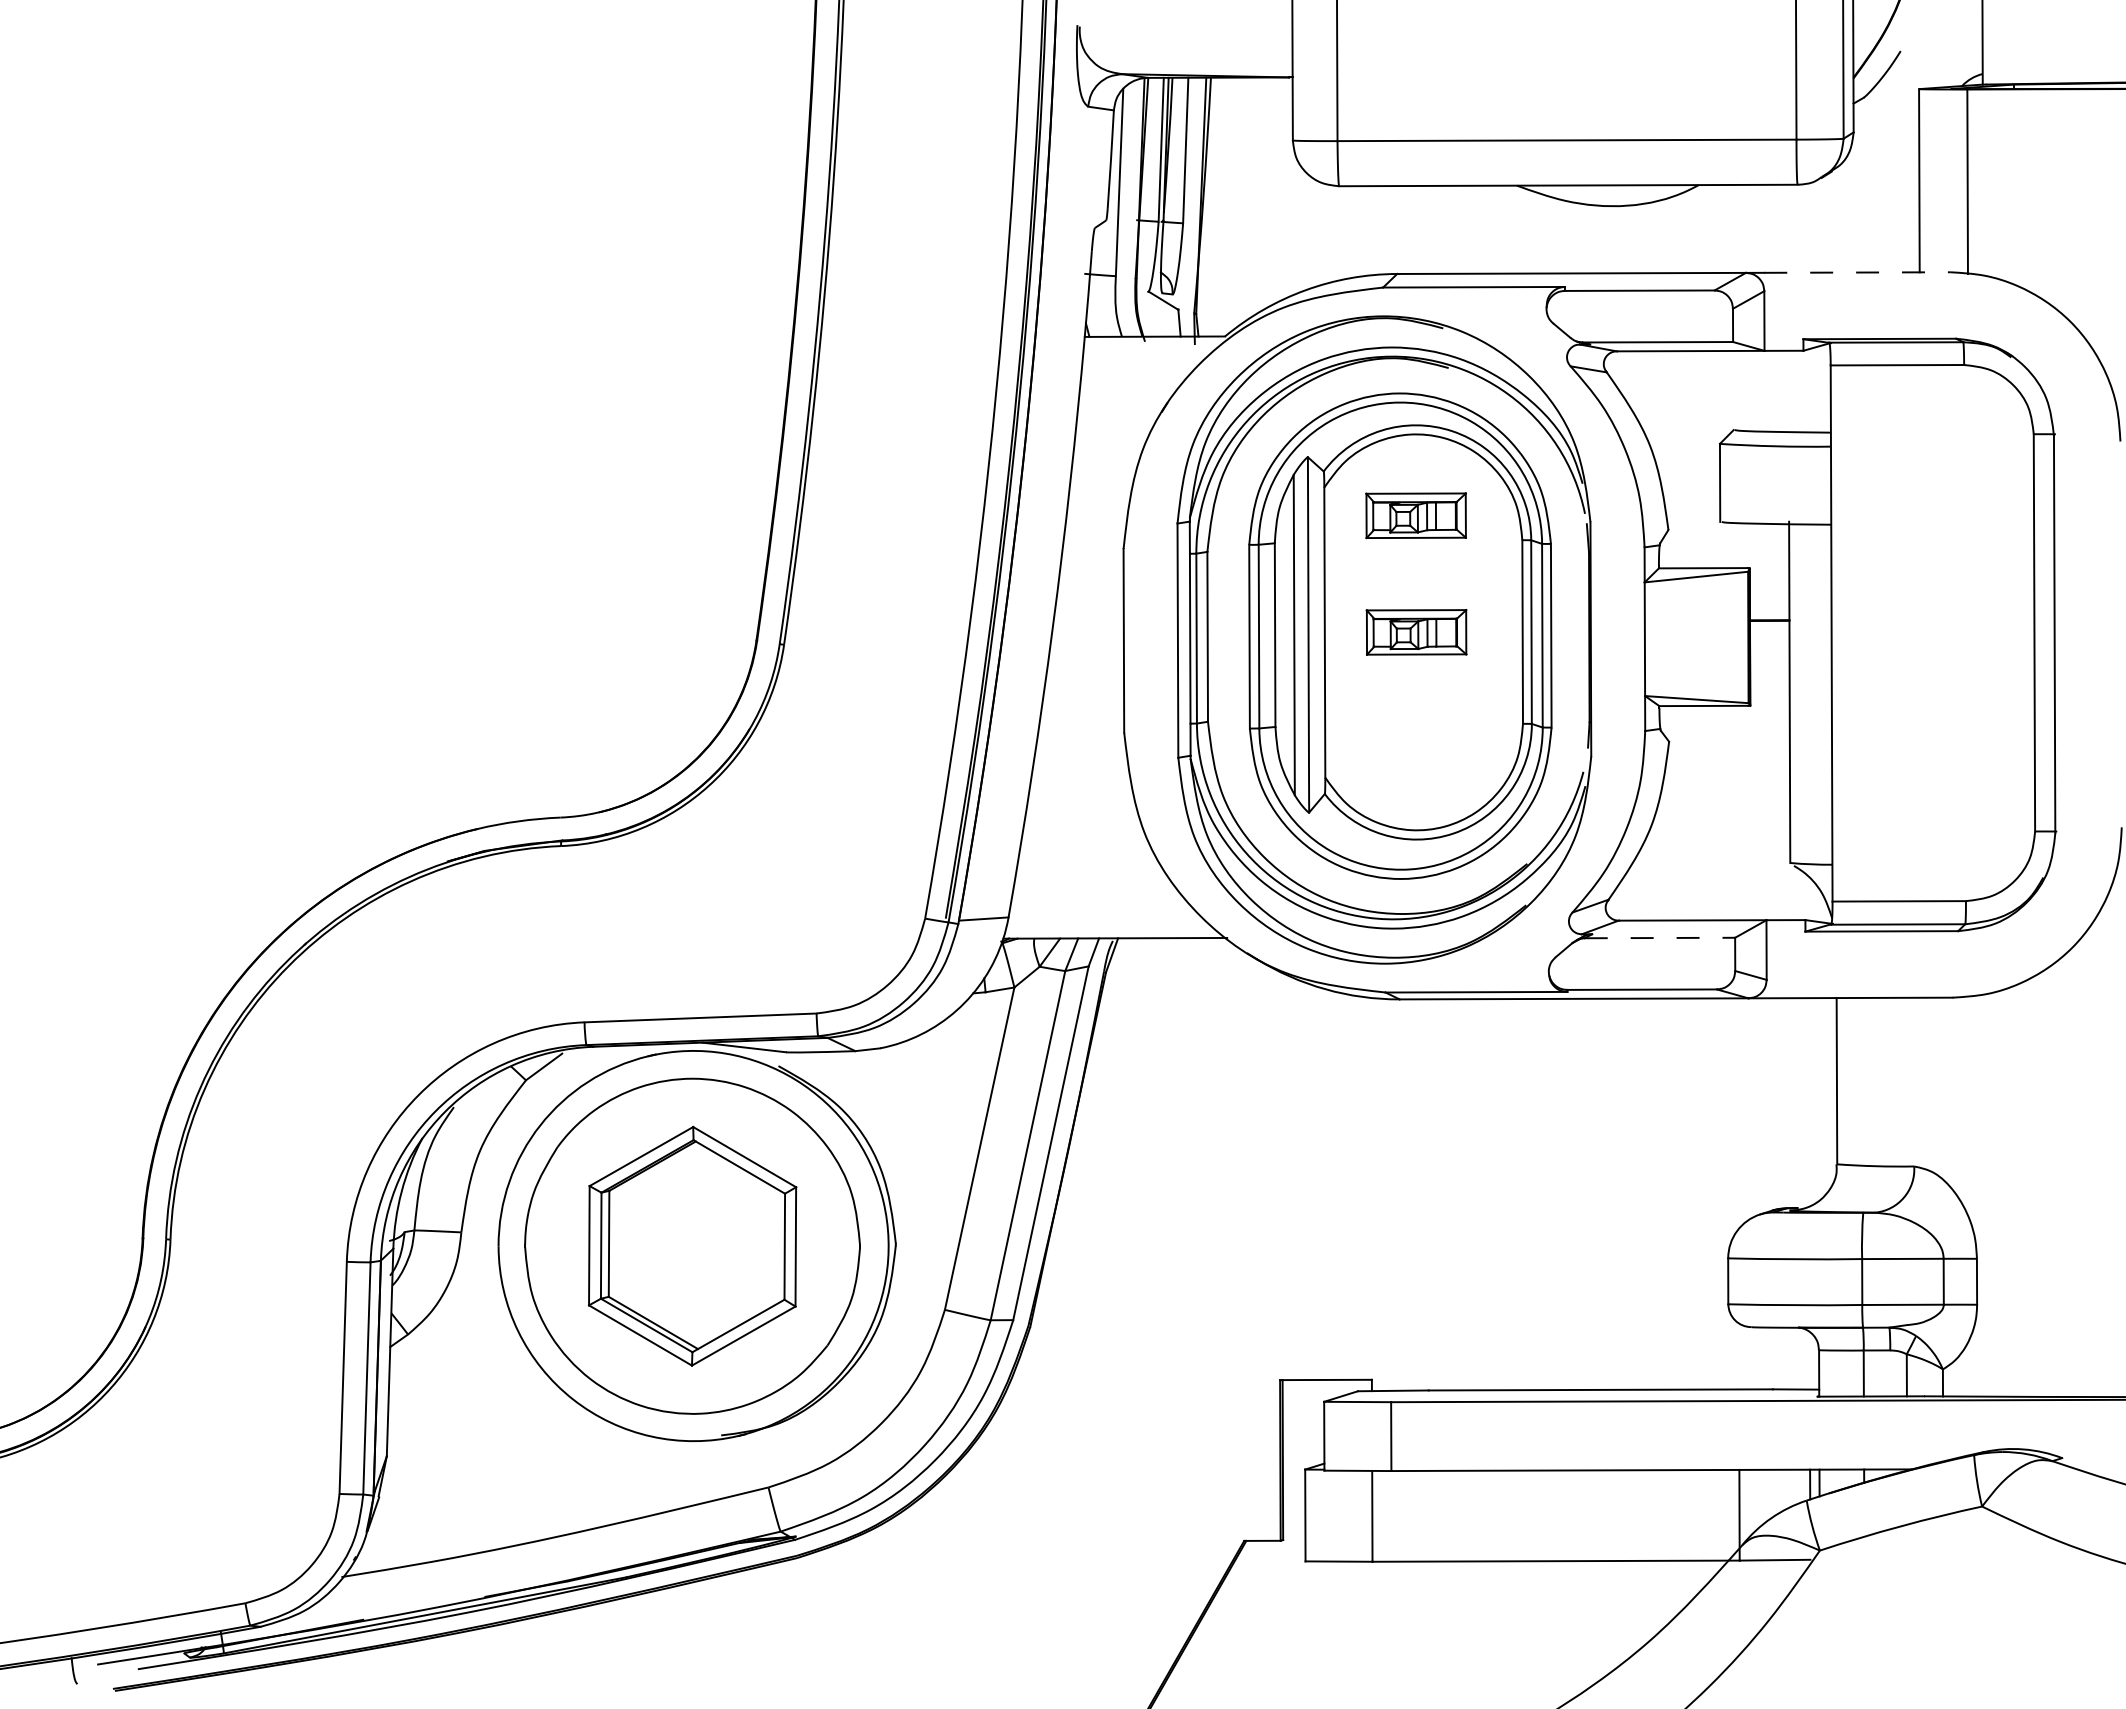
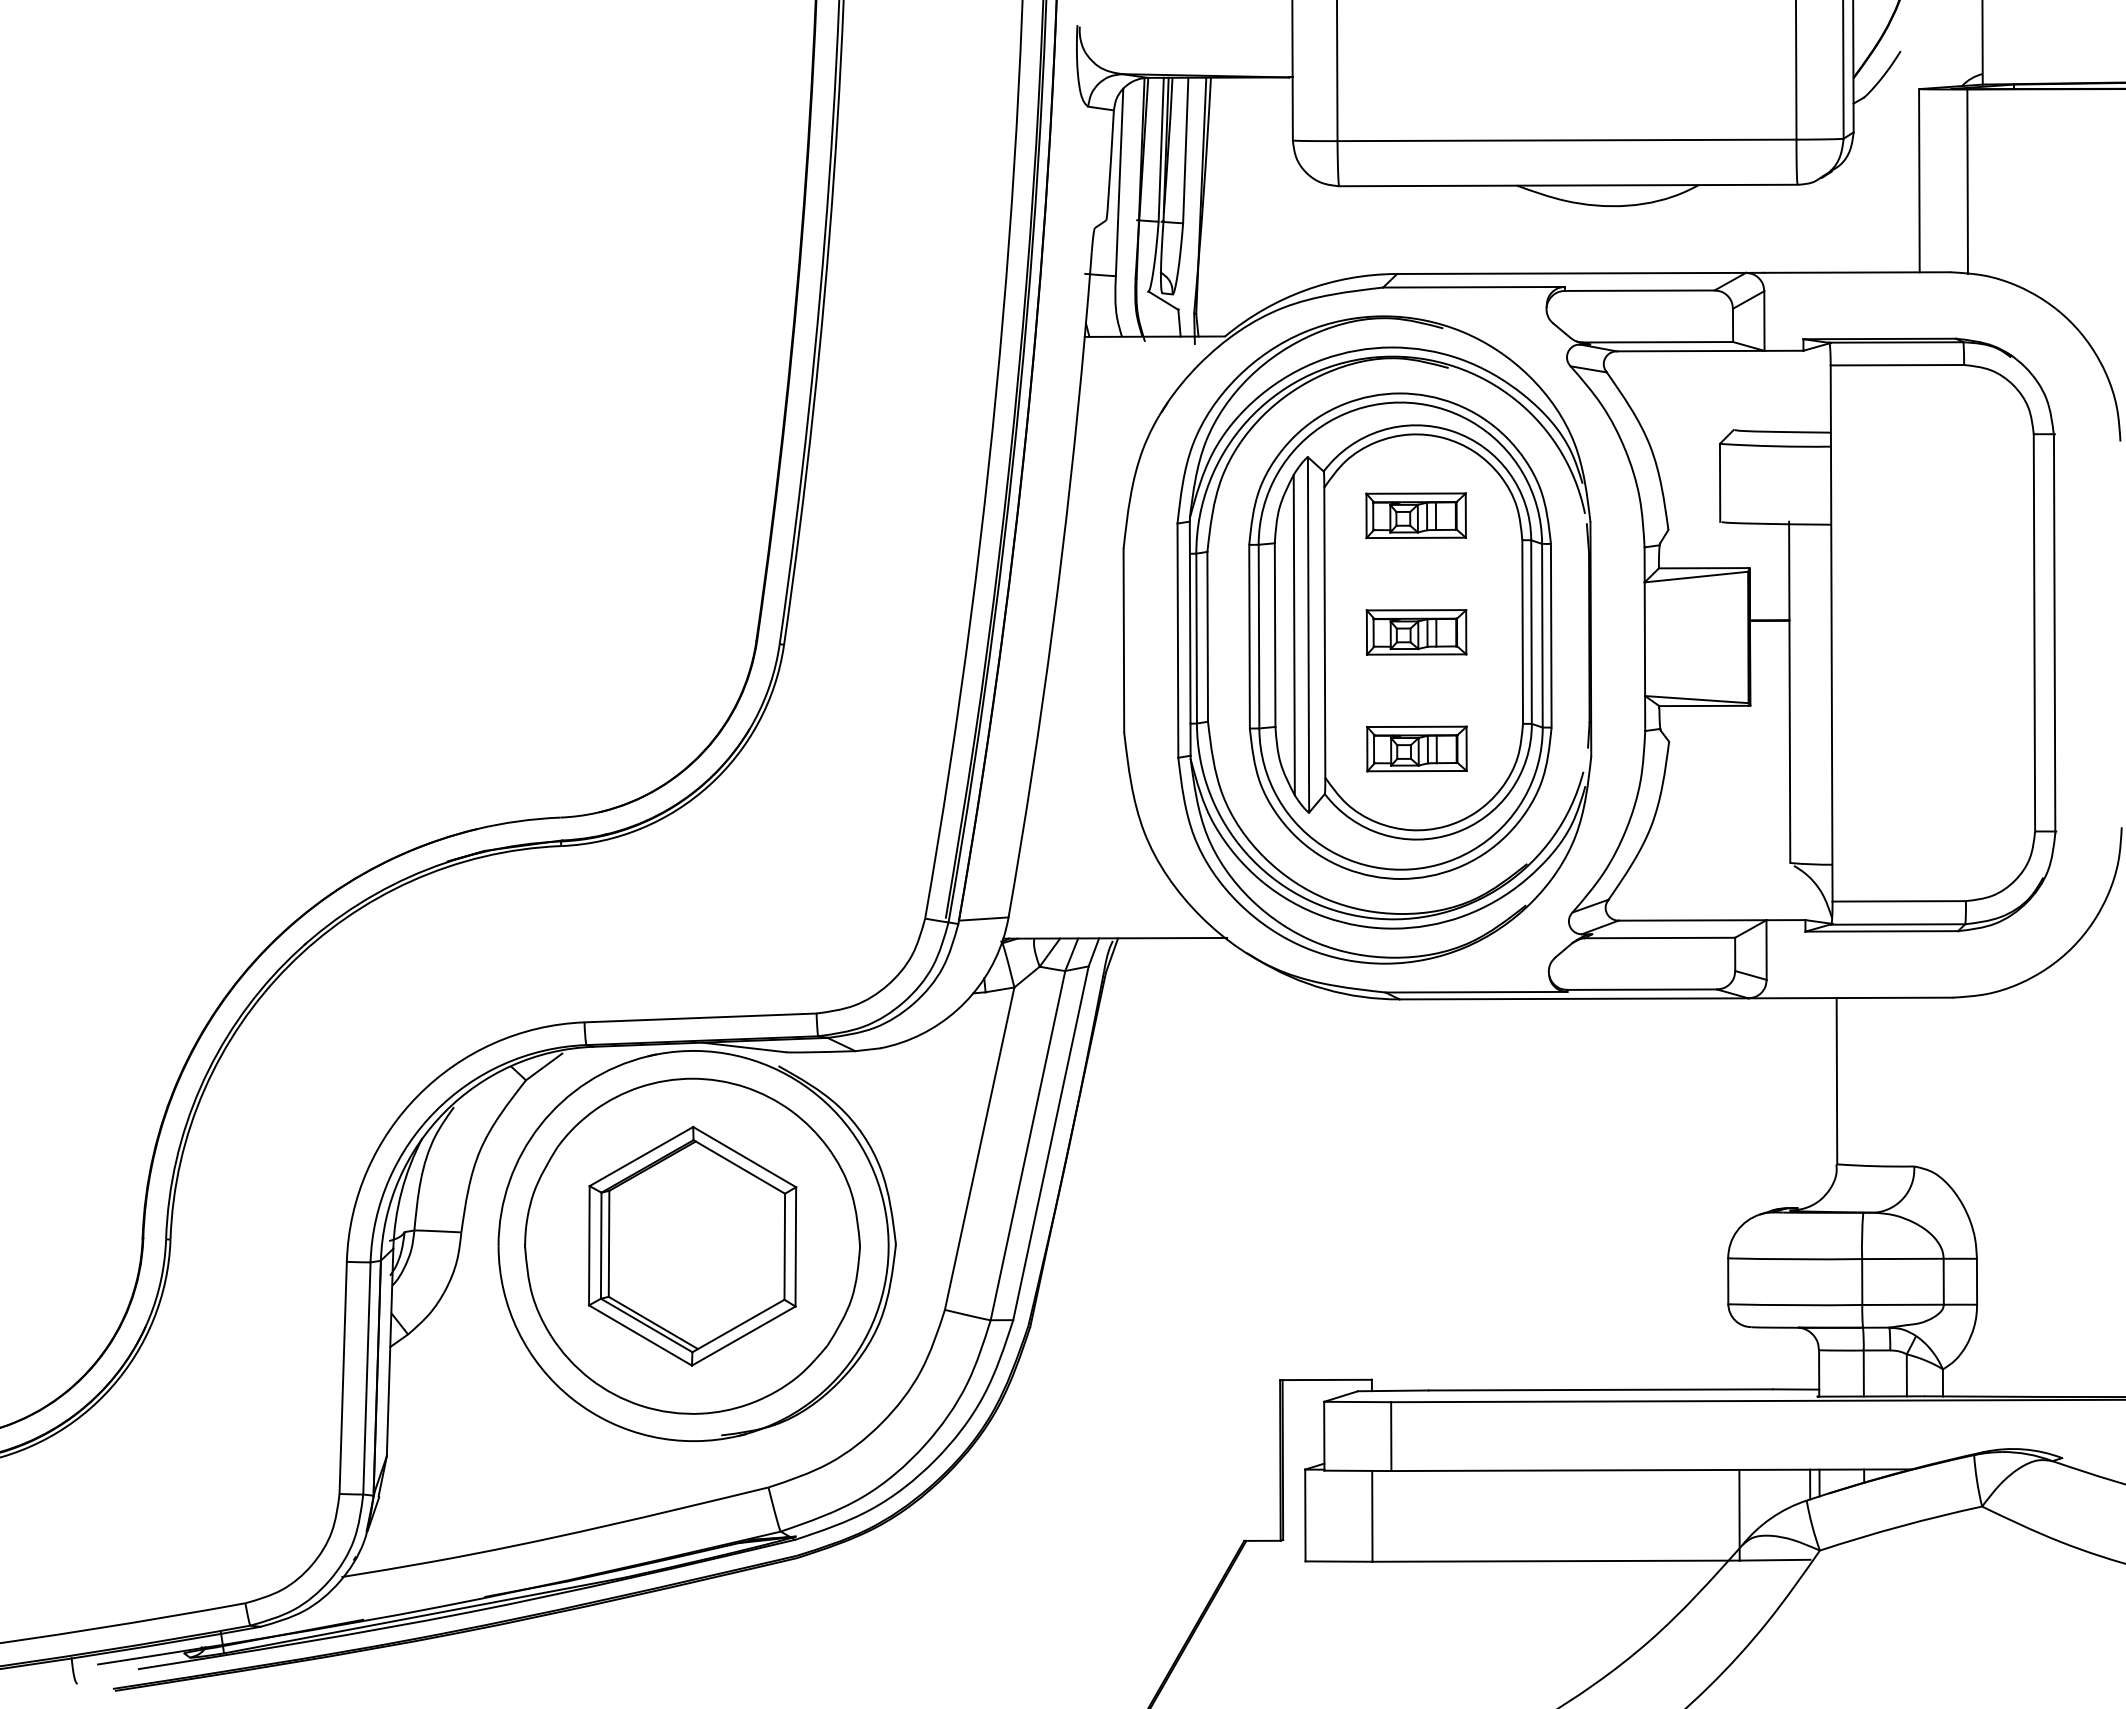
line: dashed -> solid (1857, 272)
part: none -> present (1416, 748)
line: dashed -> solid (1660, 938)
